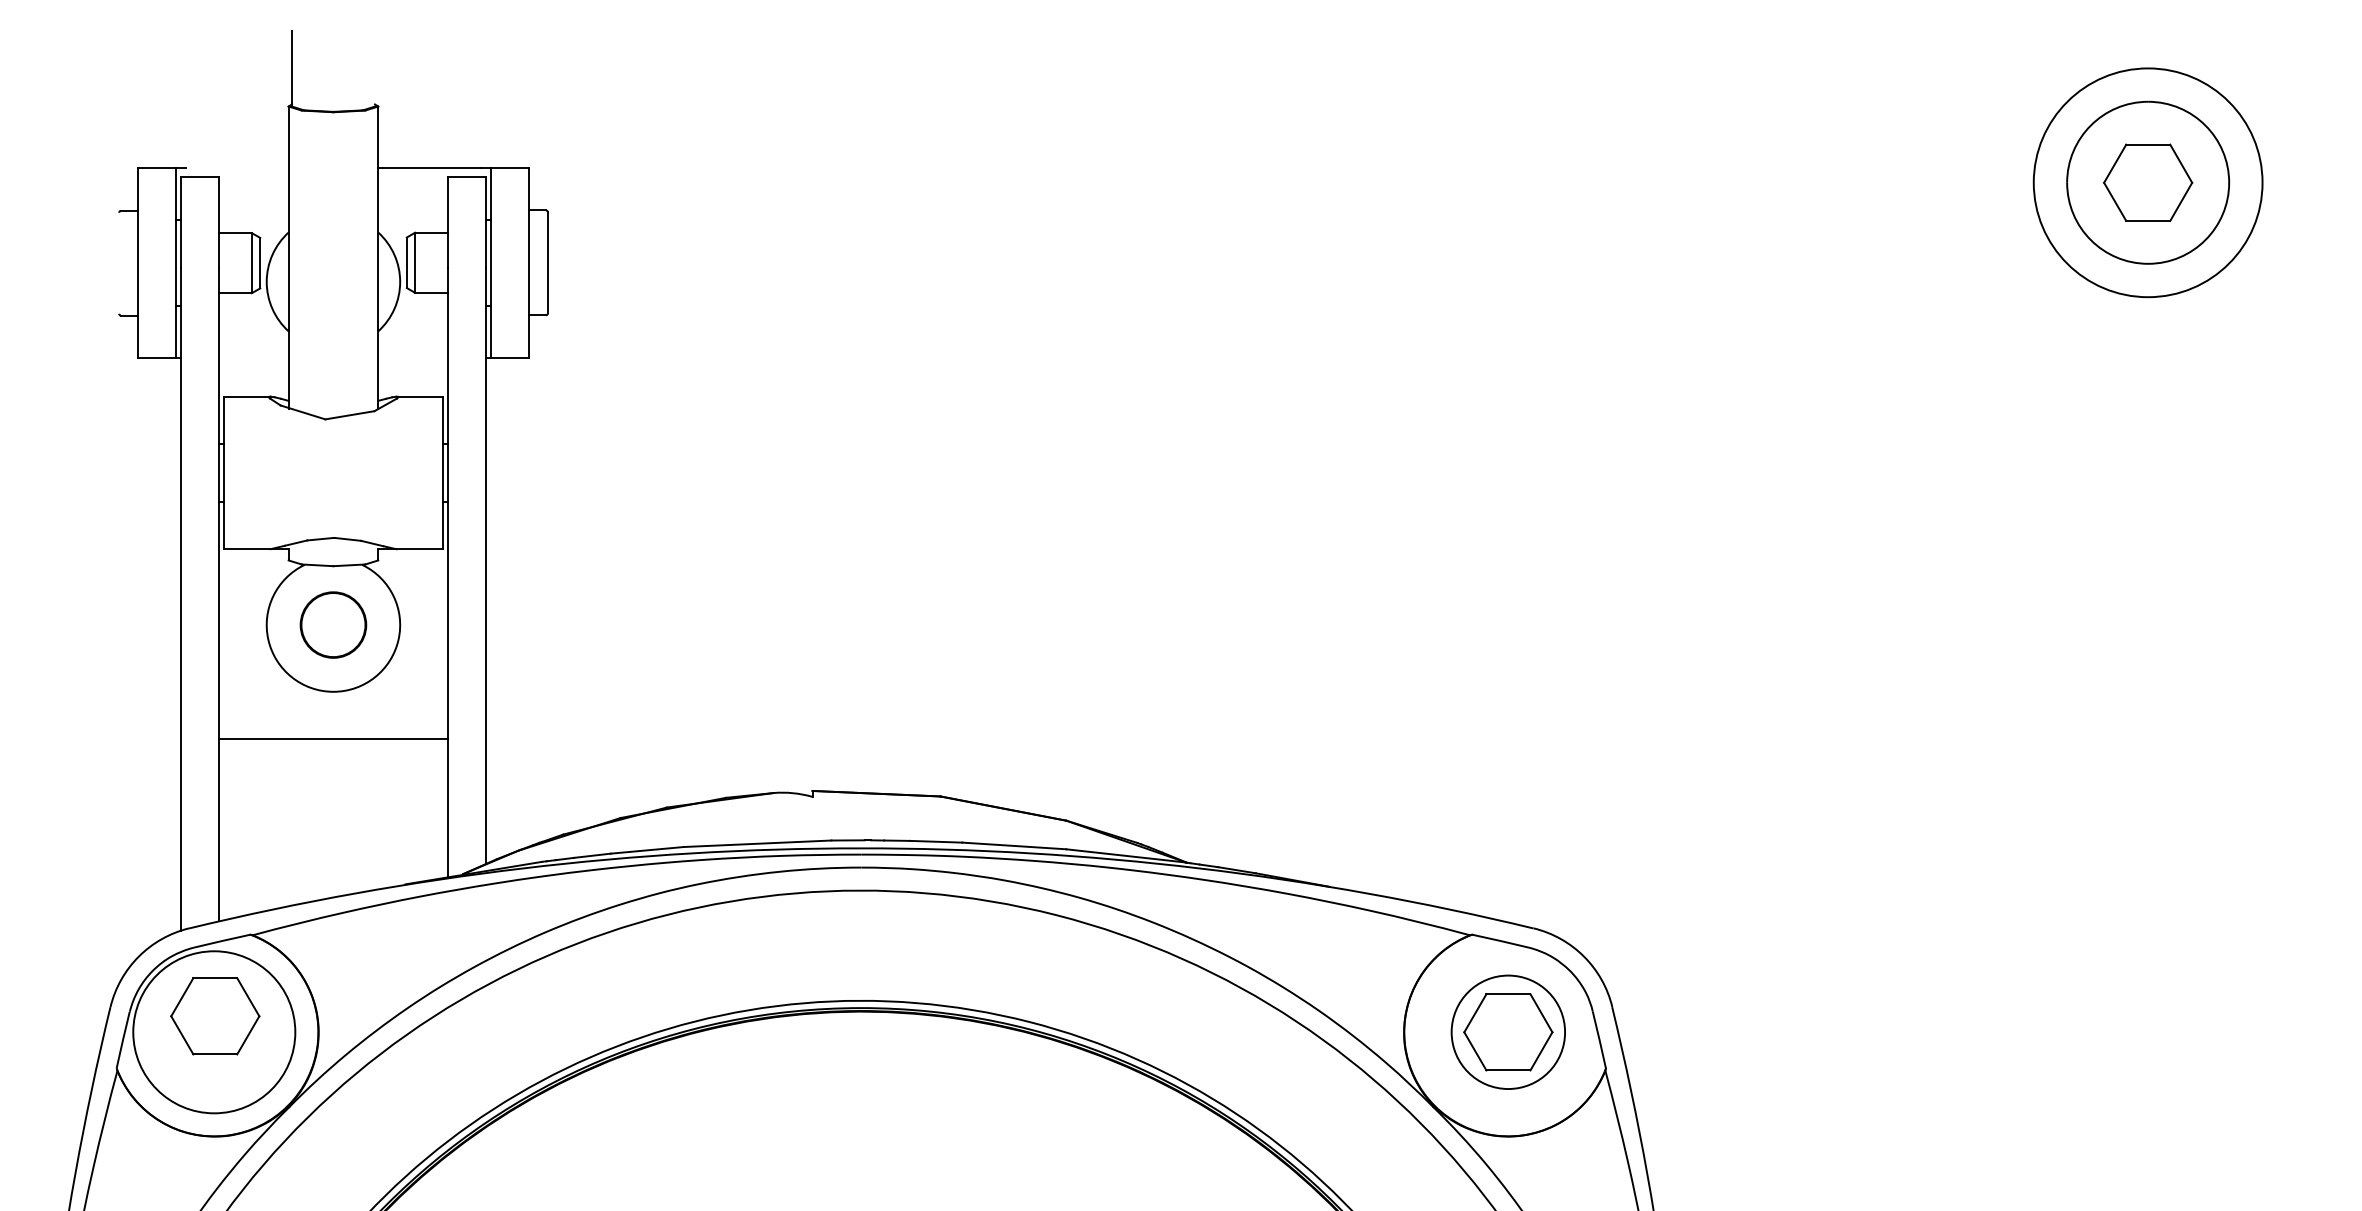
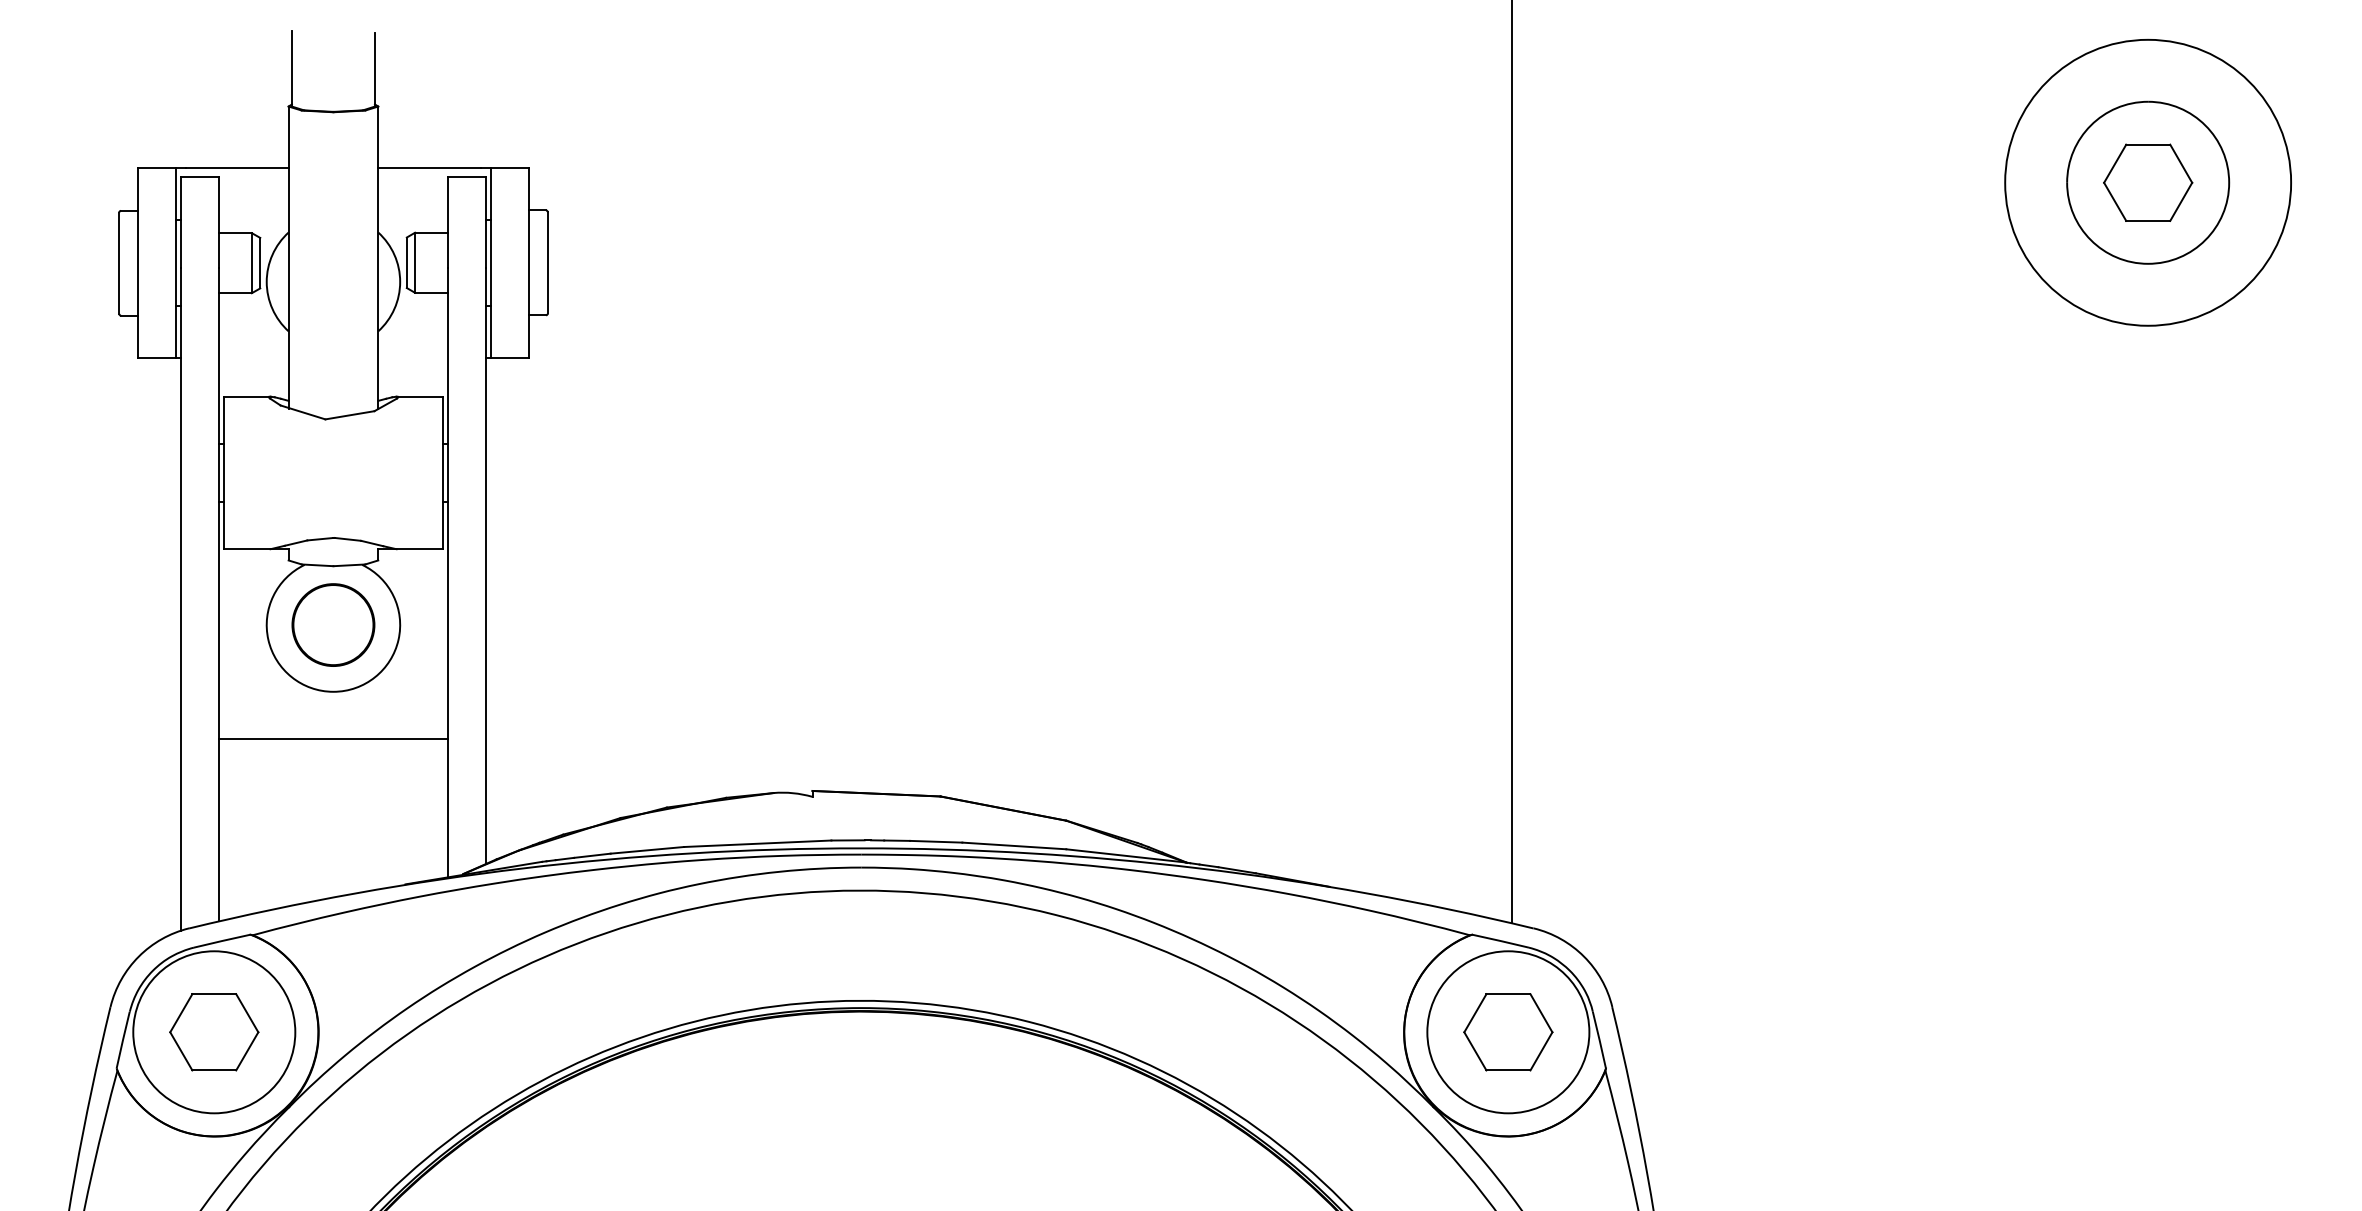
line: none -> present (375, 69)
line: none -> present (236, 167)
circle diameter: 229 px -> 286 px (2148, 182)
line: none -> present (119, 262)
line: none -> present (1512, 462)
part size: 69x68 px -> 85x84 px (333, 624)
part position: (215, 1016) -> (214, 1032) (214, 1032)
circle diameter: 113 px -> 162 px (1508, 1032)
